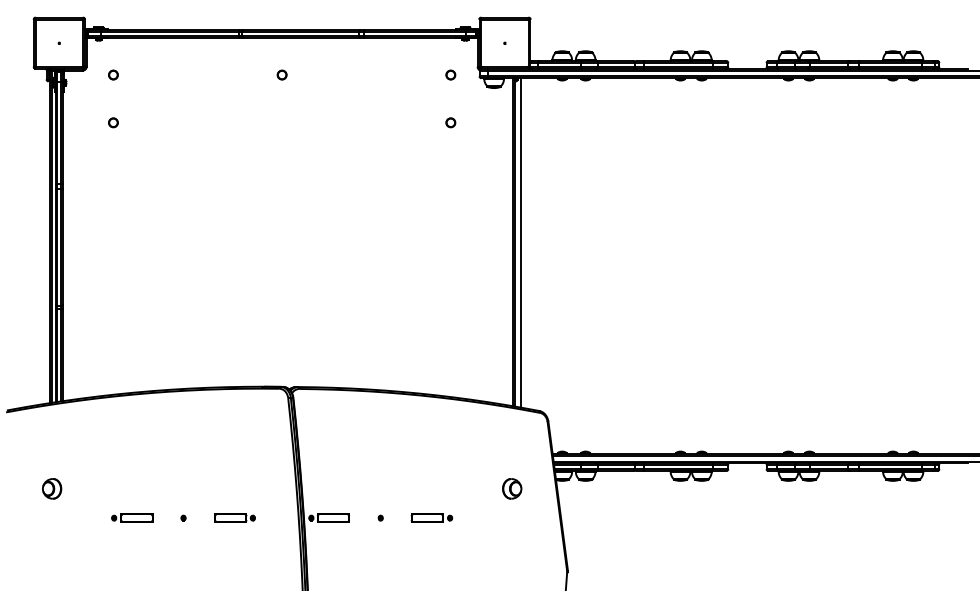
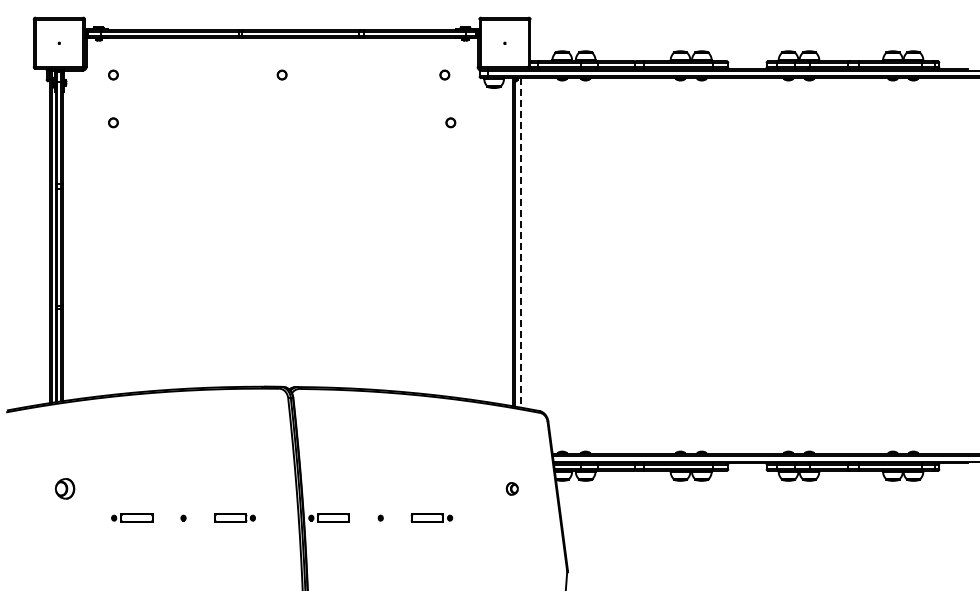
part position: (450, 74) -> (444, 74) (444, 74)
line: solid -> dashed (521, 242)
part position: (52, 488) -> (65, 488) (65, 488)
part size: 21x22 px -> 14x14 px (511, 488)
